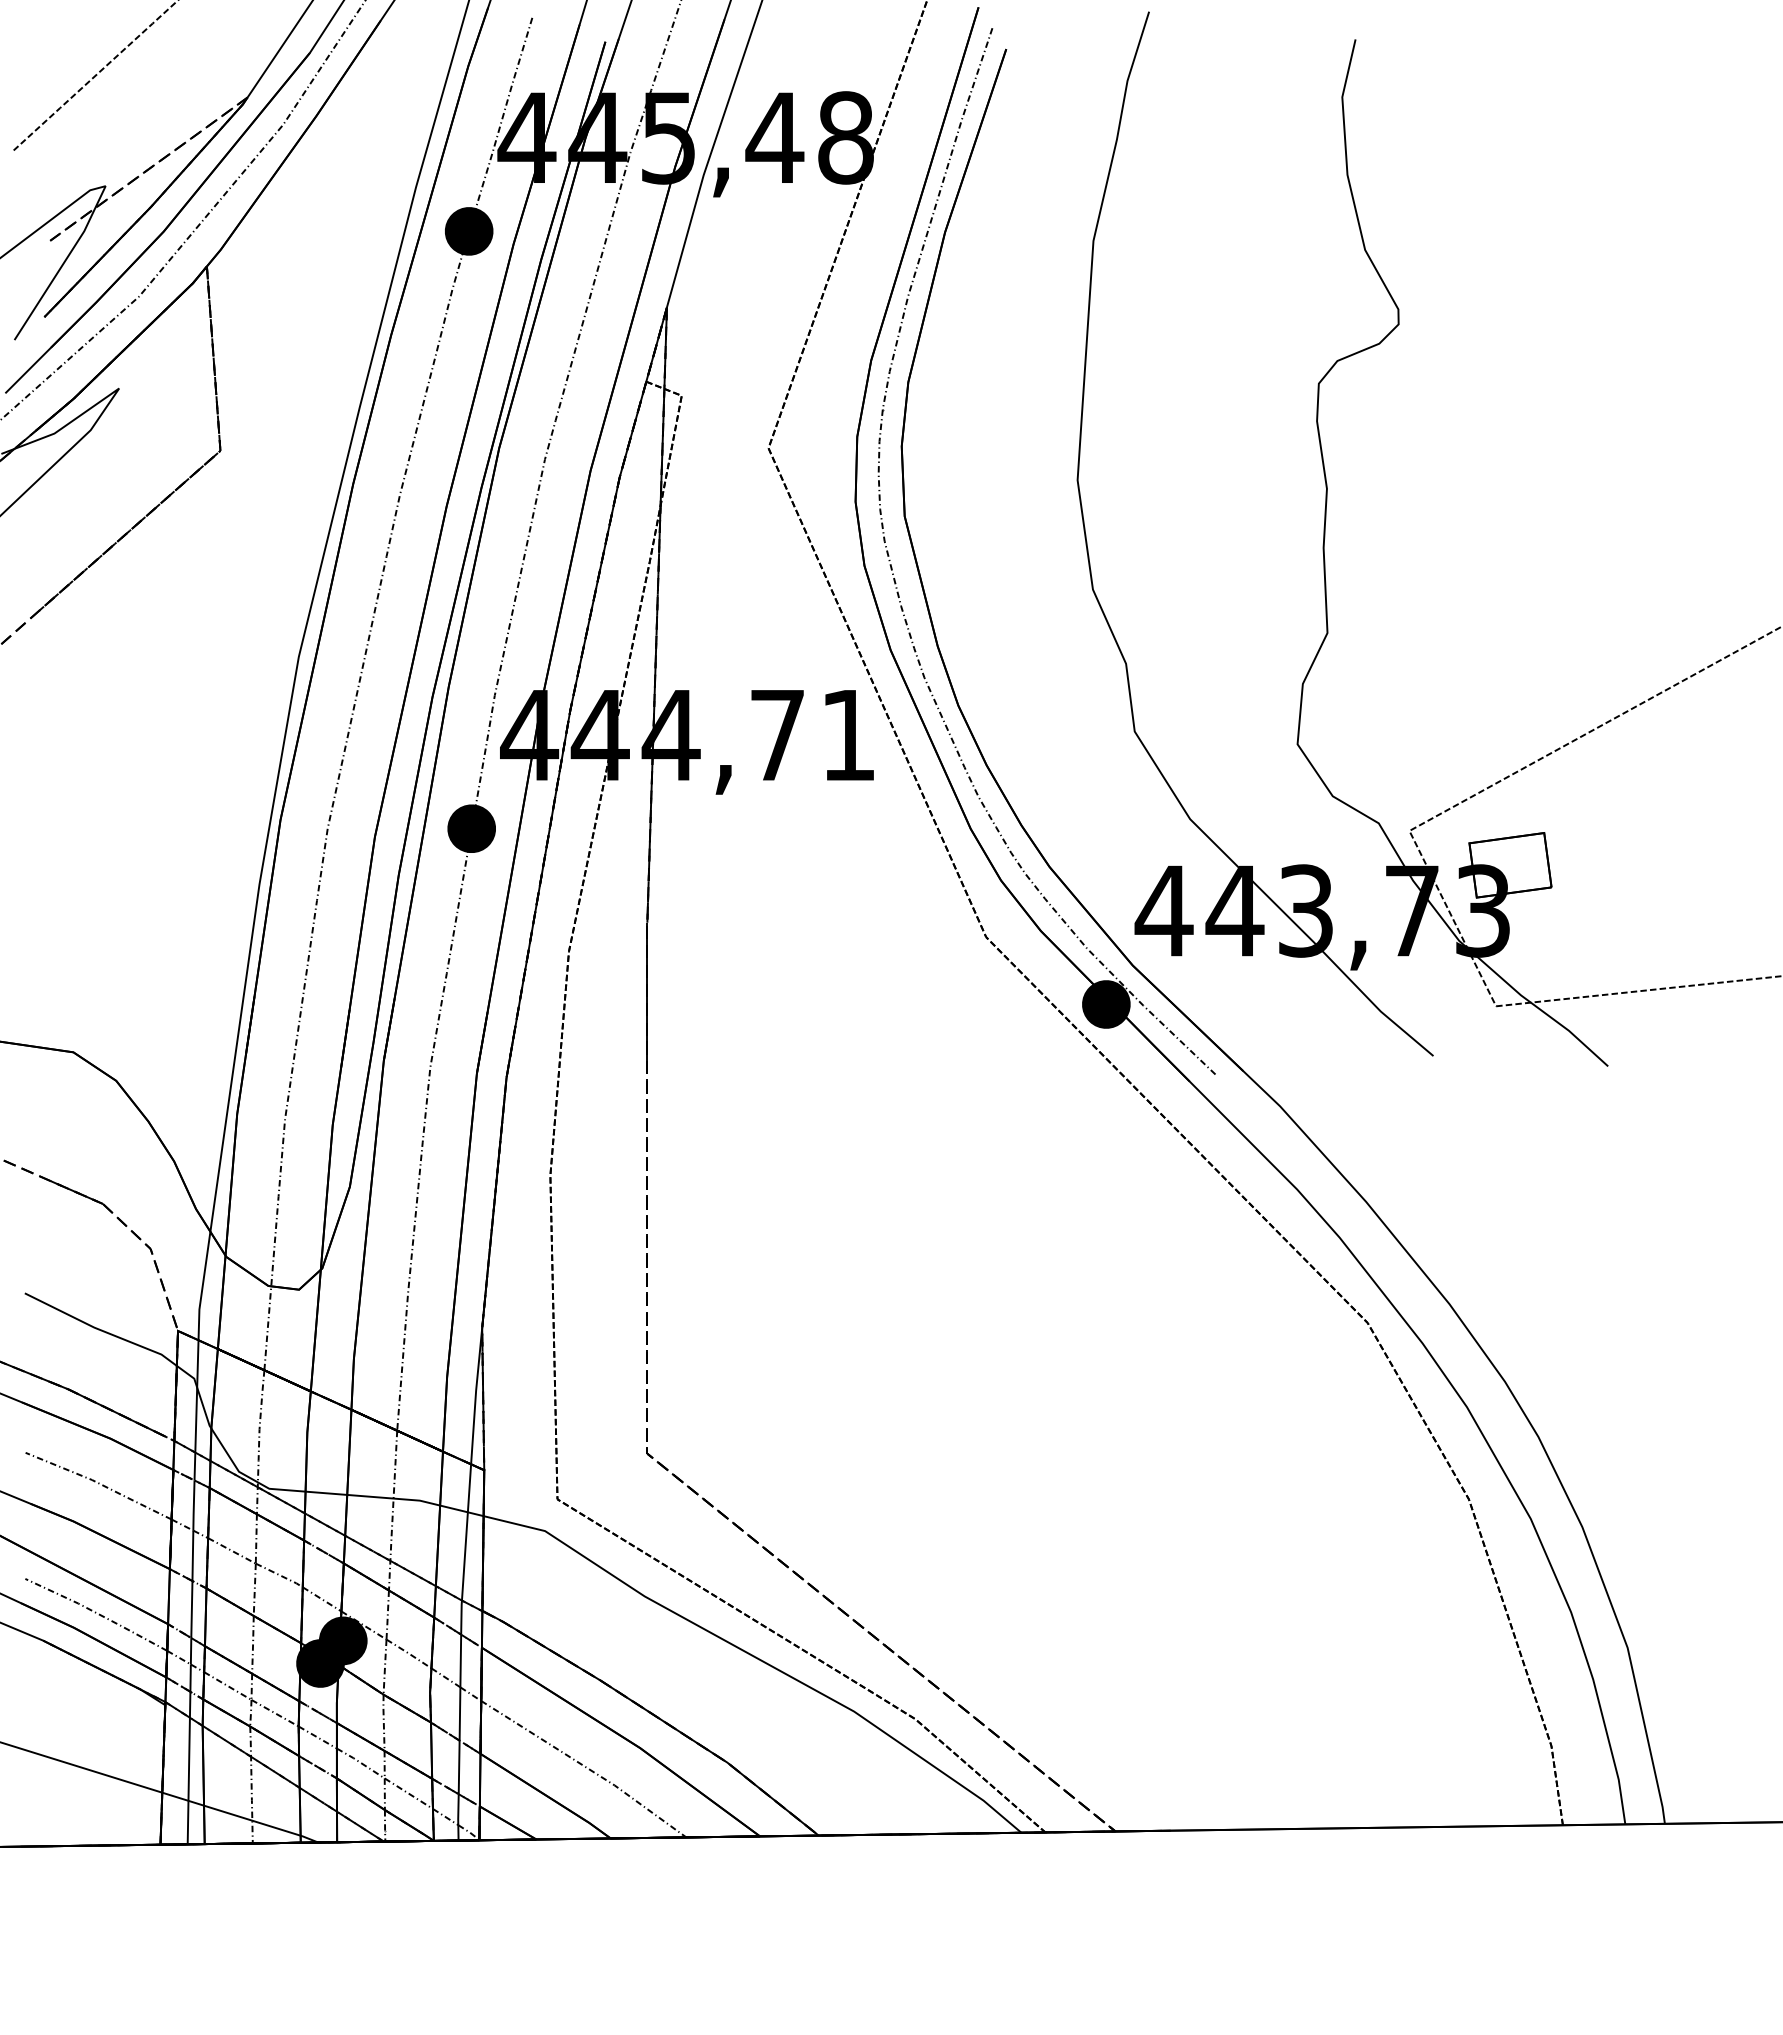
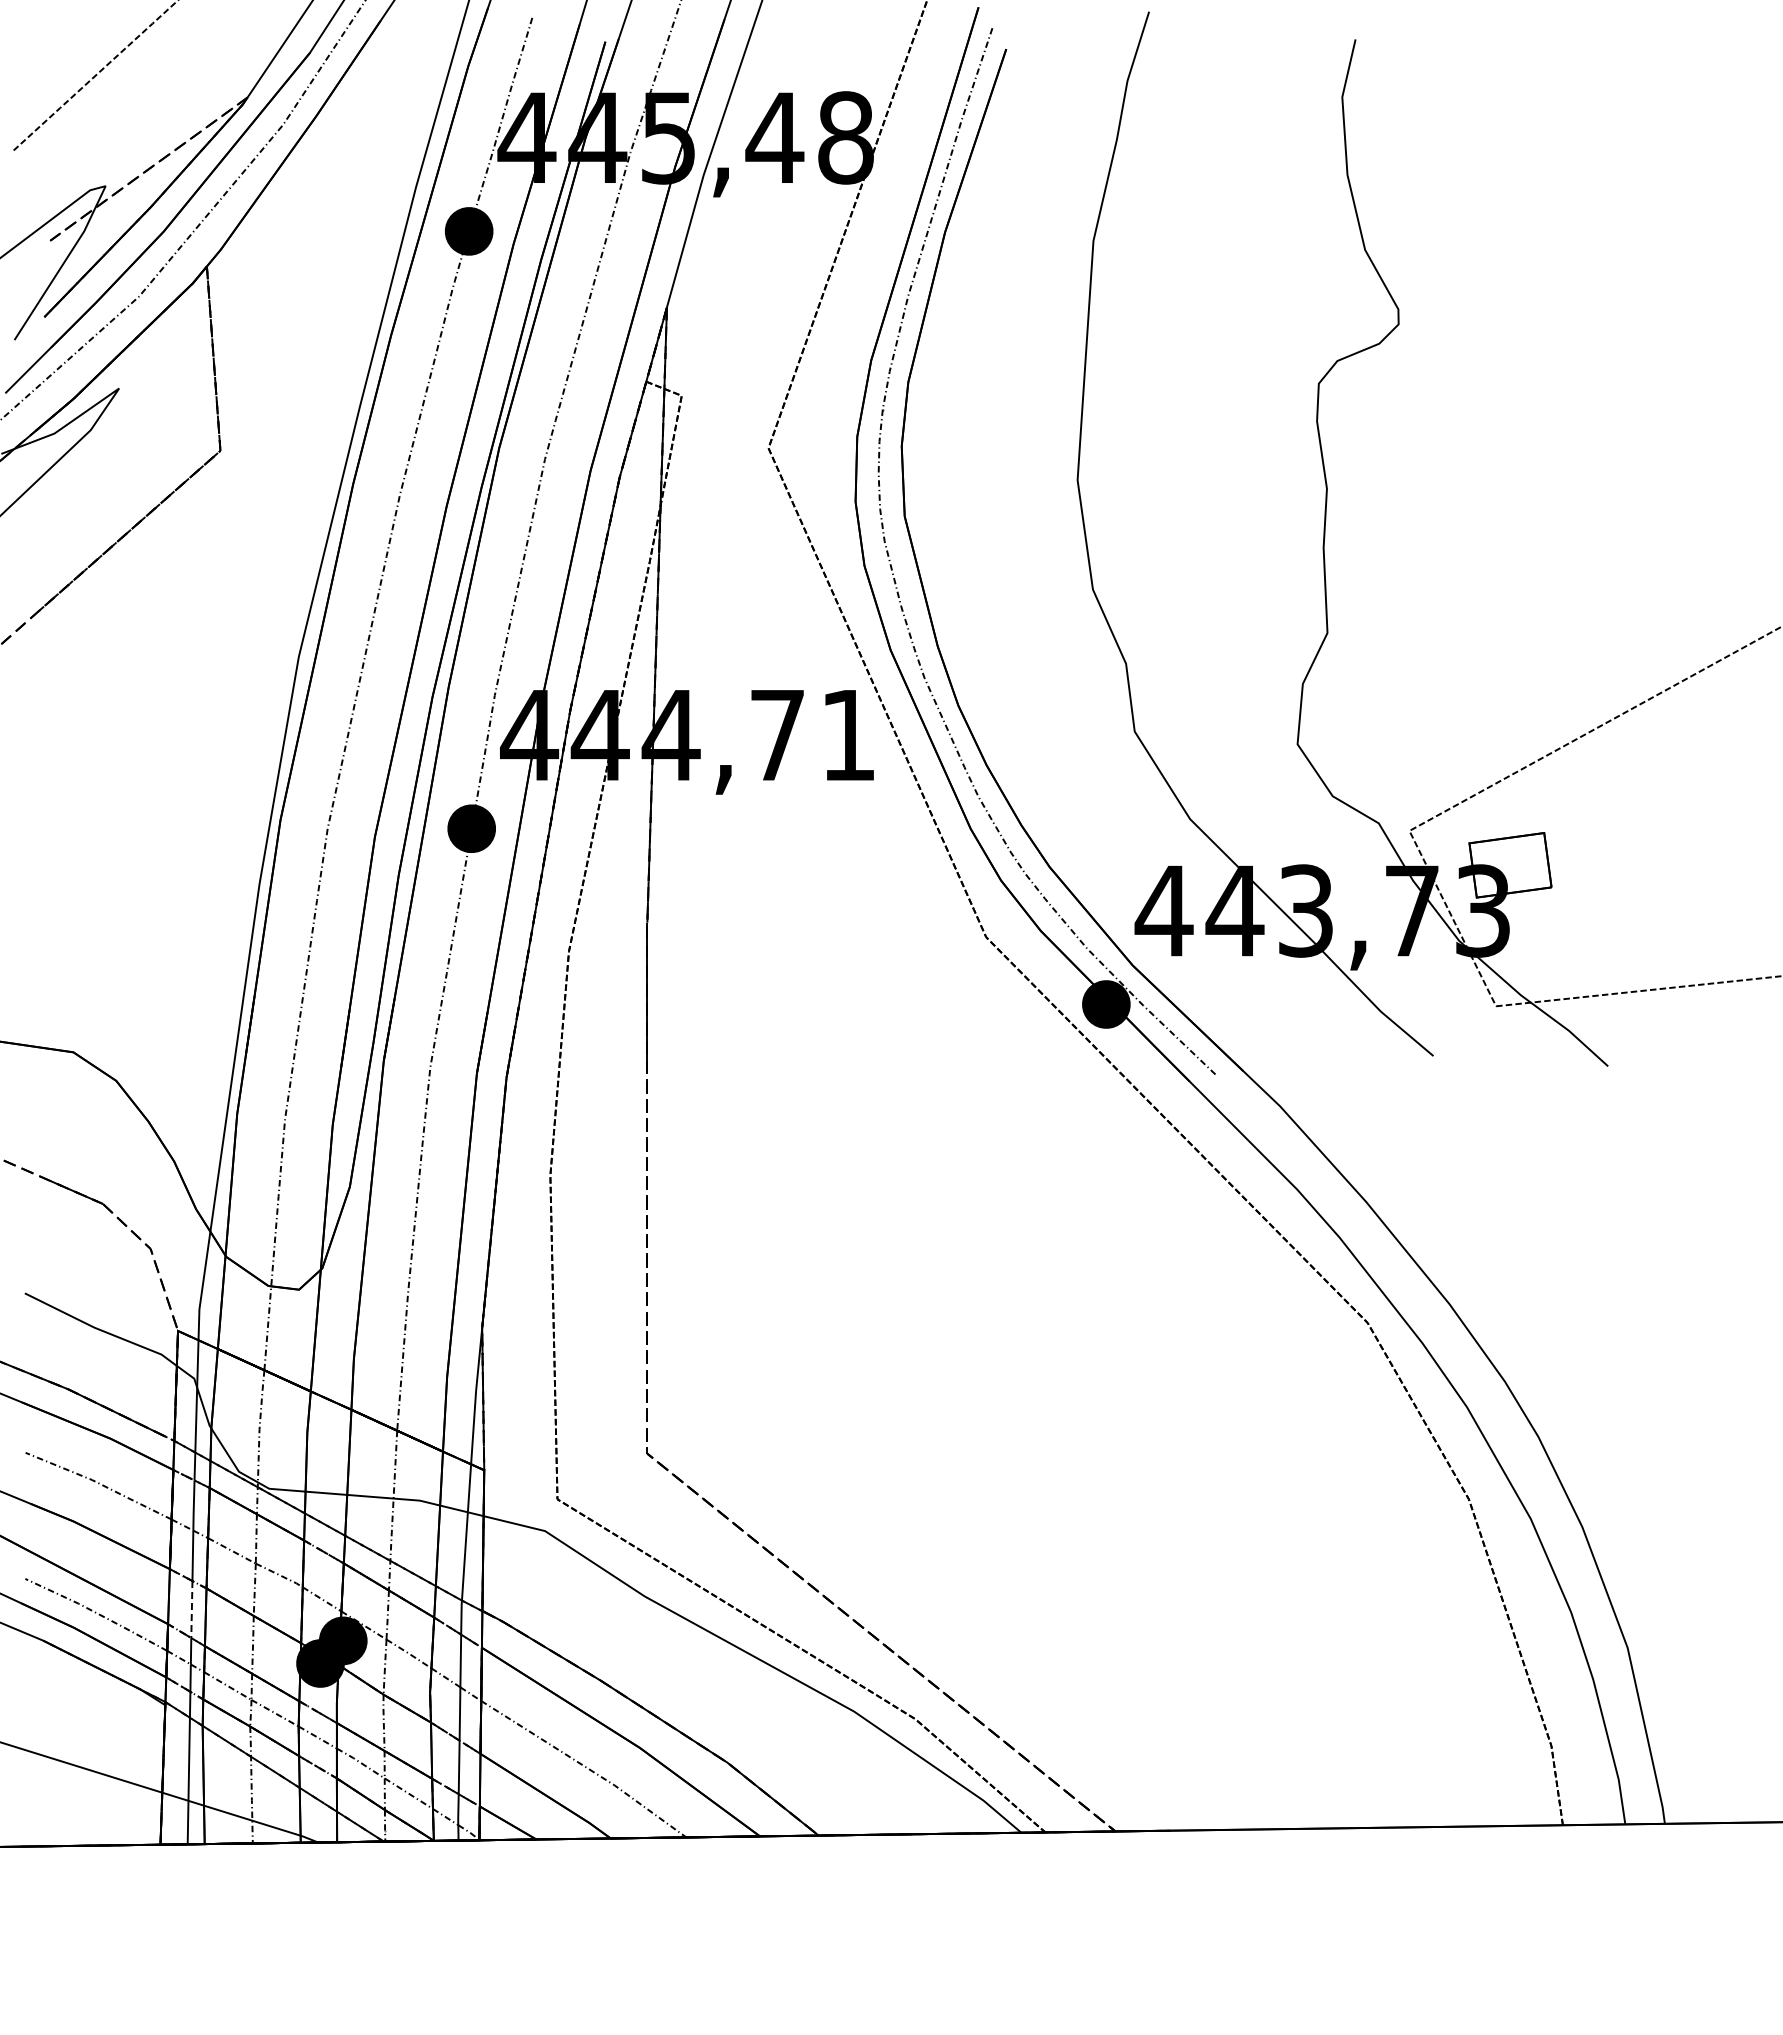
line: solid -> dashed (191, 1611)
